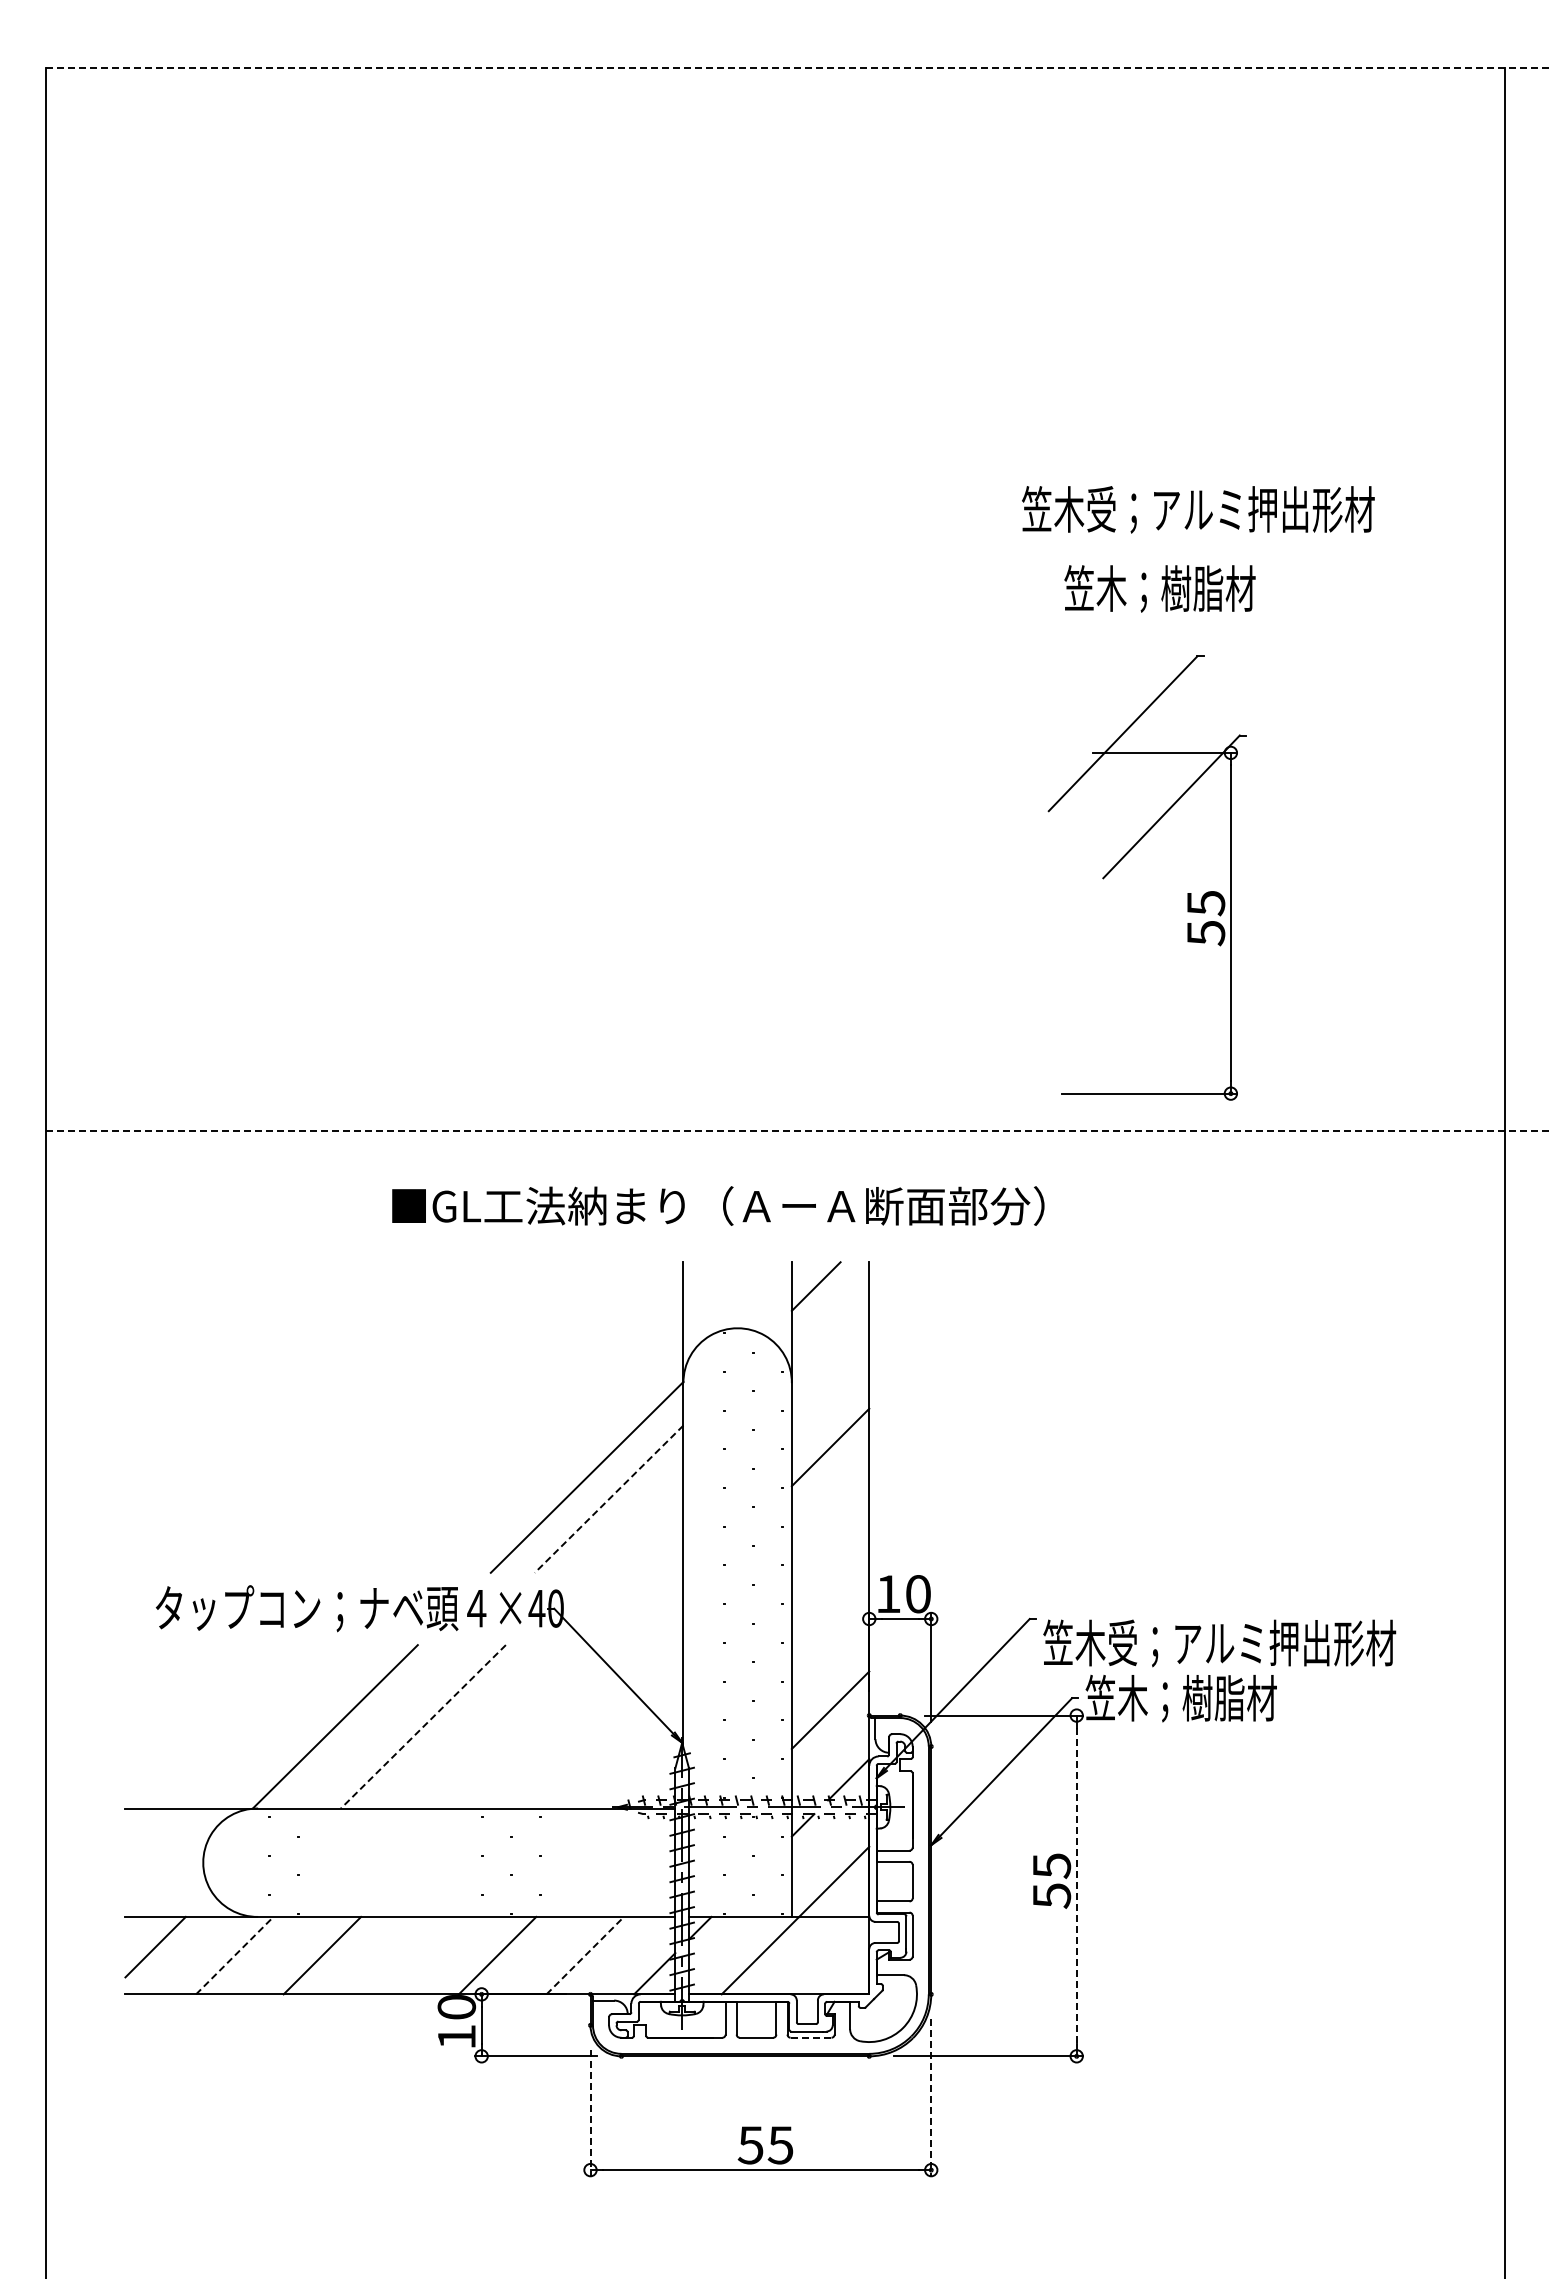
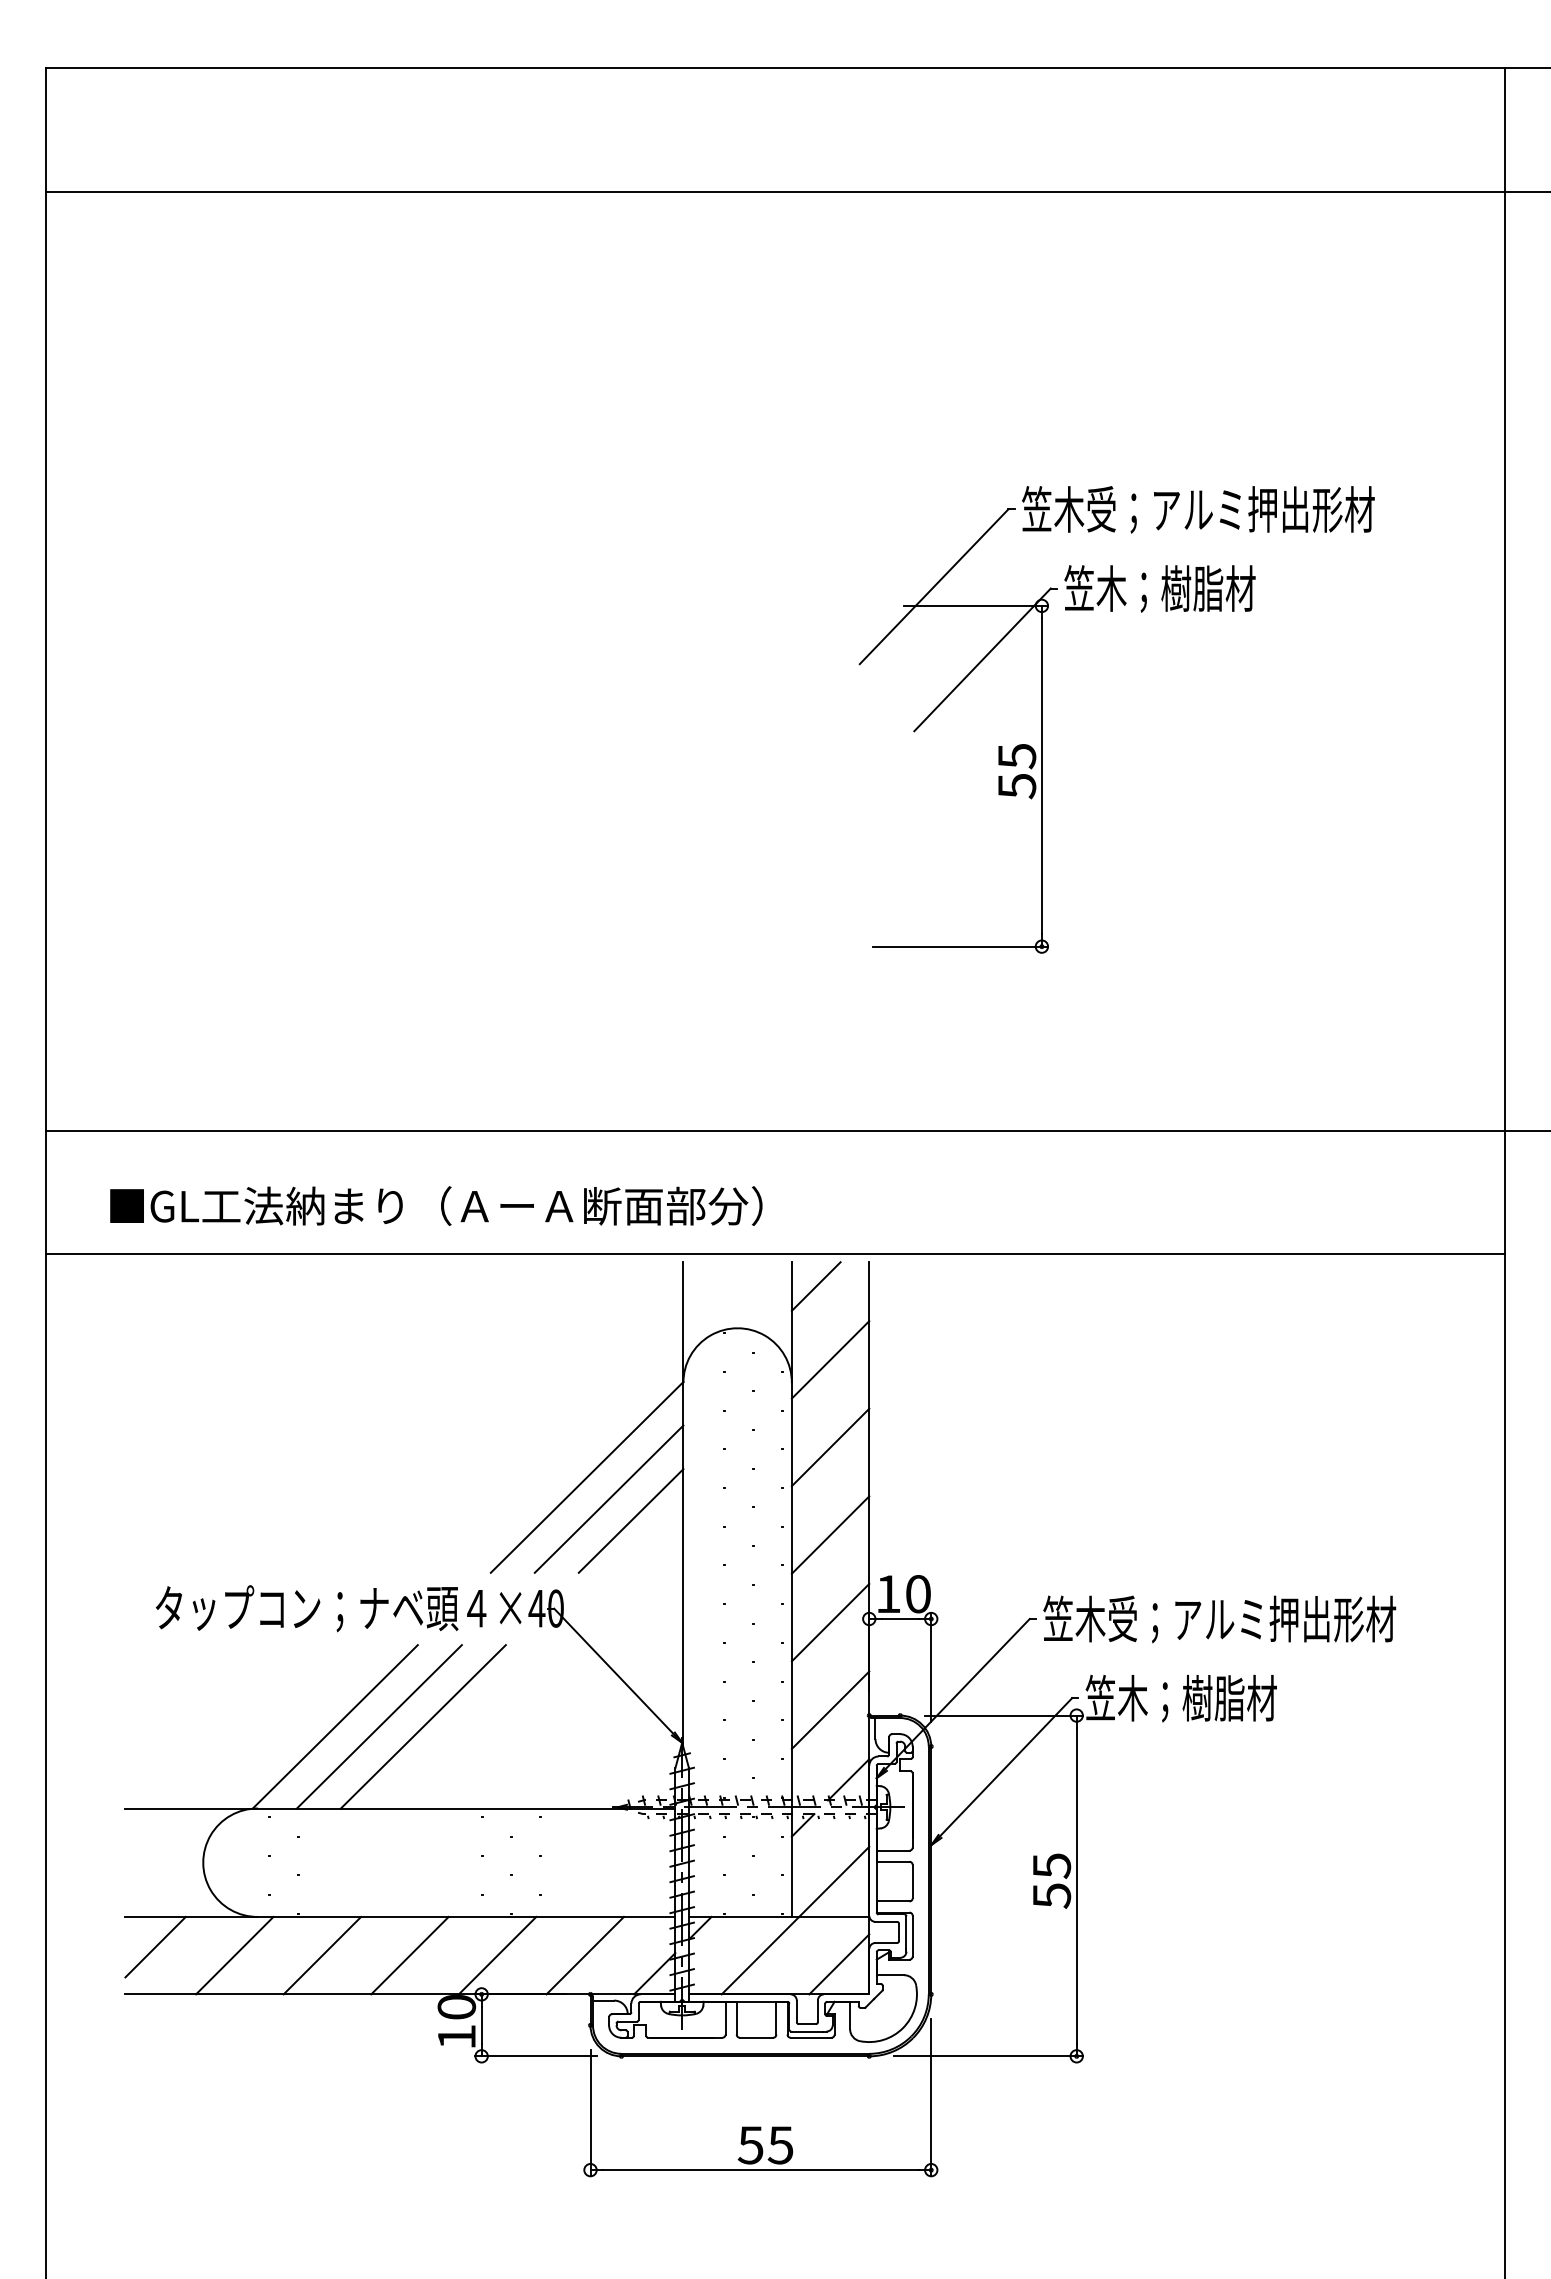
line: dashed -> solid (798, 68)
line: none -> present (796, 192)
part position: (1125, 856) -> (936, 709) (936, 709)
line: dashed -> solid (798, 1130)
text position: (718, 1205) -> (436, 1205) (436, 1205)
line: none -> present (775, 1254)
line: none -> present (830, 1359)
line: dashed -> solid (609, 1499)
line: none -> present (630, 1520)
line: none -> present (830, 1534)
line: none -> present (830, 1622)
text position: (1219, 1643) -> (1219, 1619) (1219, 1619)
line: none -> present (378, 1726)
line: dashed -> solid (423, 1727)
line: dashed -> solid (1076, 1885)
line: dashed -> solid (234, 1955)
line: none -> present (409, 1955)
line: dashed -> solid (585, 1955)
line: none -> present (839, 1964)
line: dashed -> solid (811, 2037)
line: dashed -> solid (931, 2097)
line: dashed -> solid (590, 2113)
